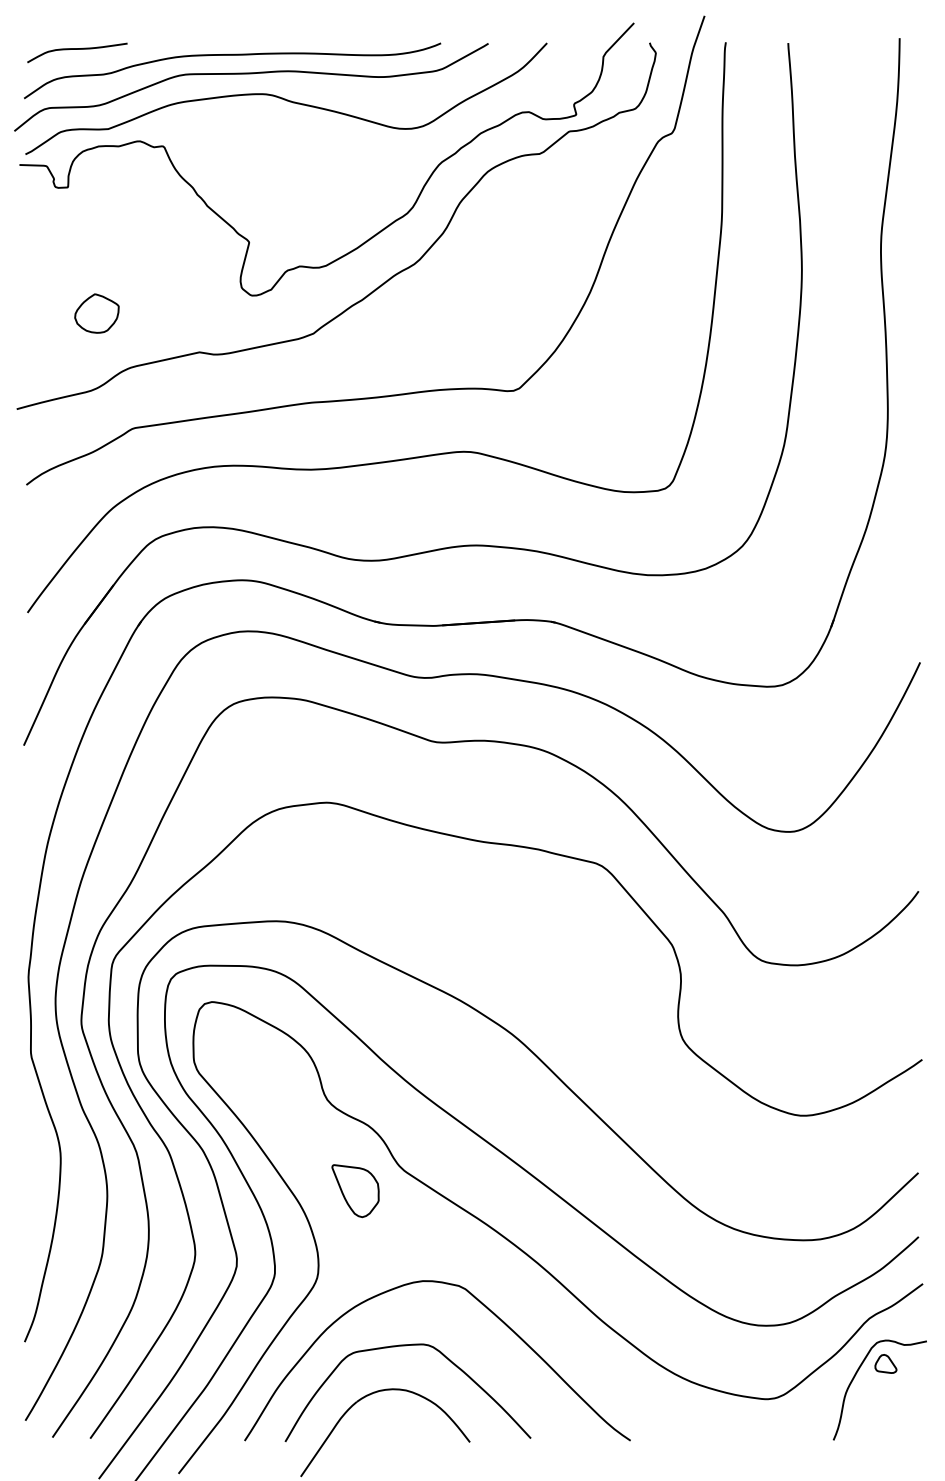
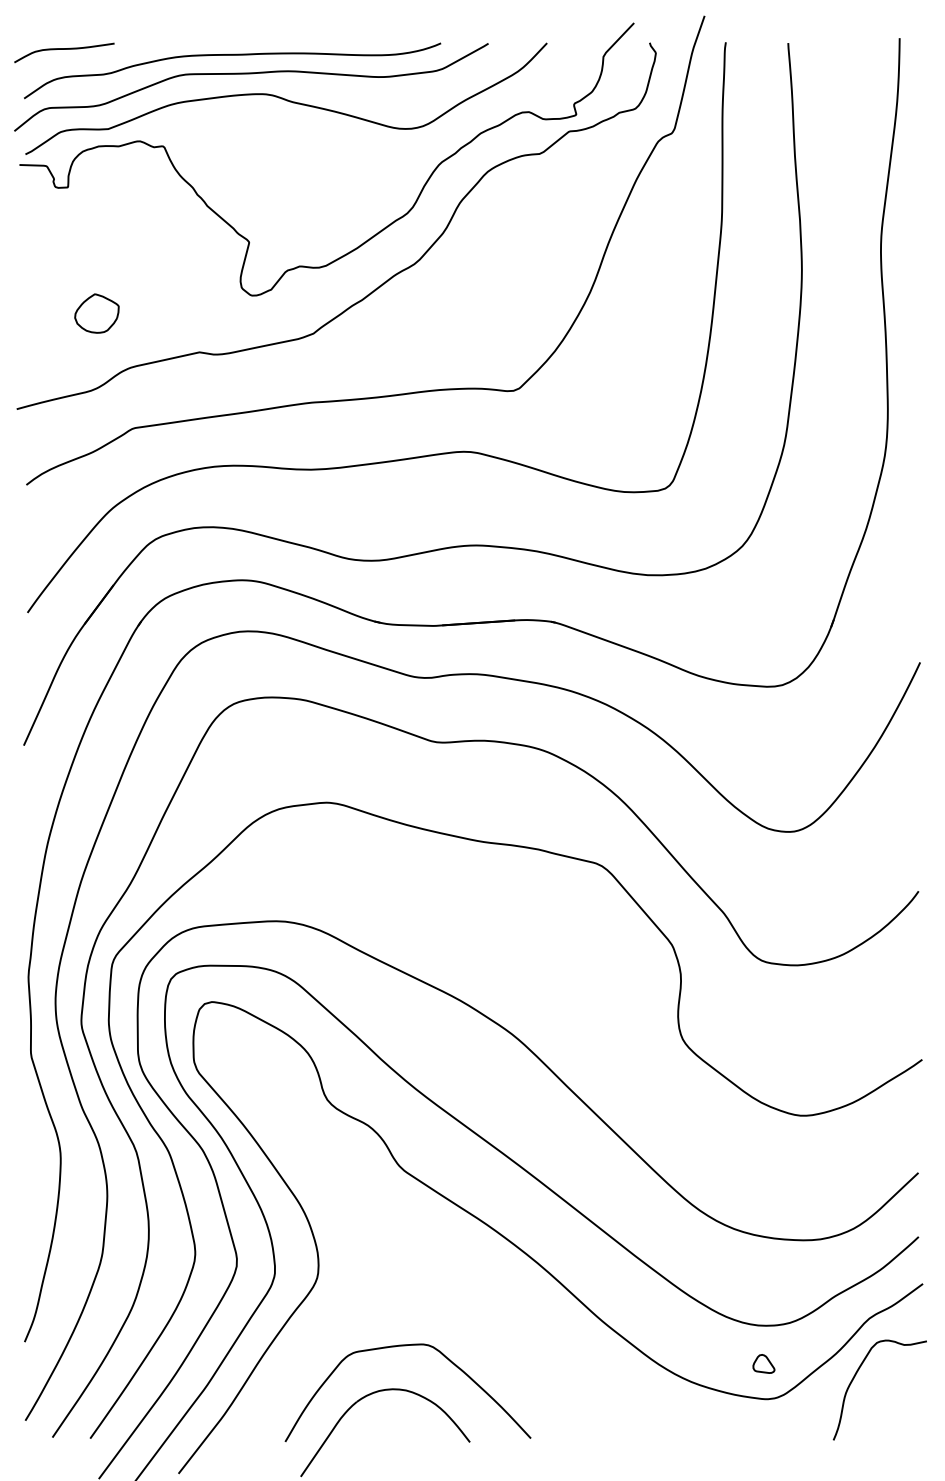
curve position: (77, 49) -> (64, 49) (64, 49)
part: present -> none (355, 1191)
curve: present -> none (481, 1304)
part position: (885, 1363) -> (763, 1363) (763, 1363)
